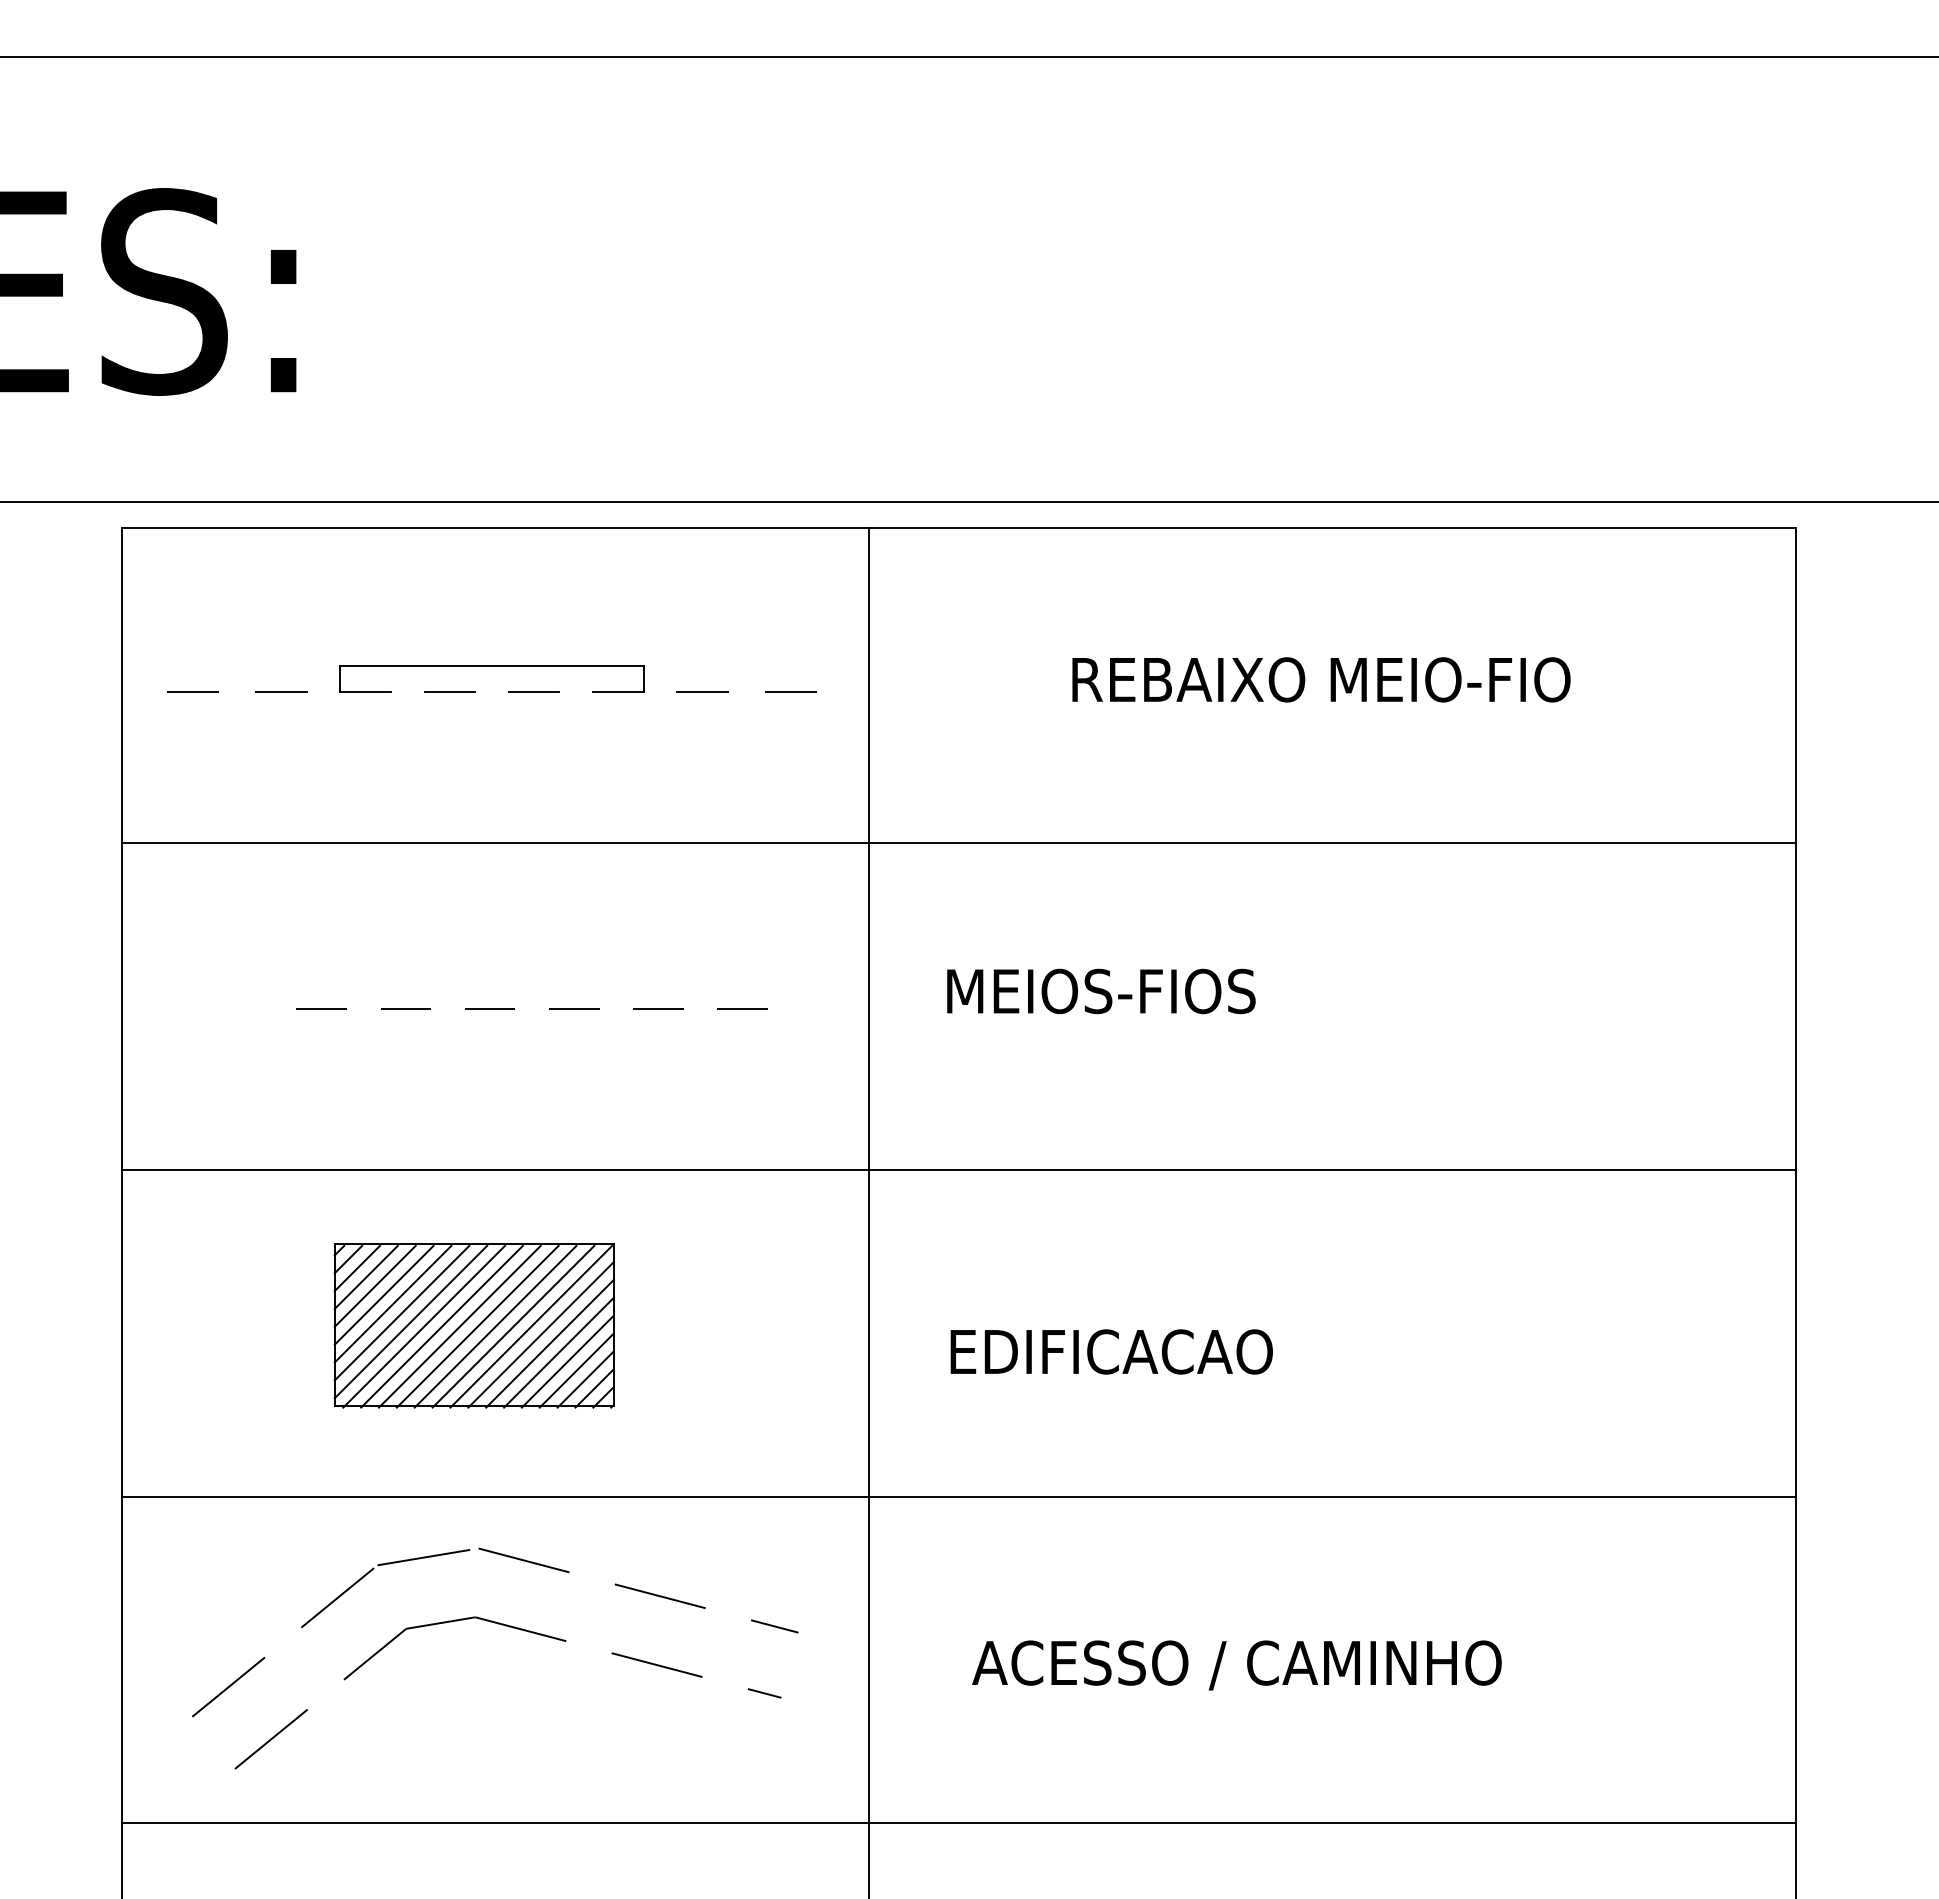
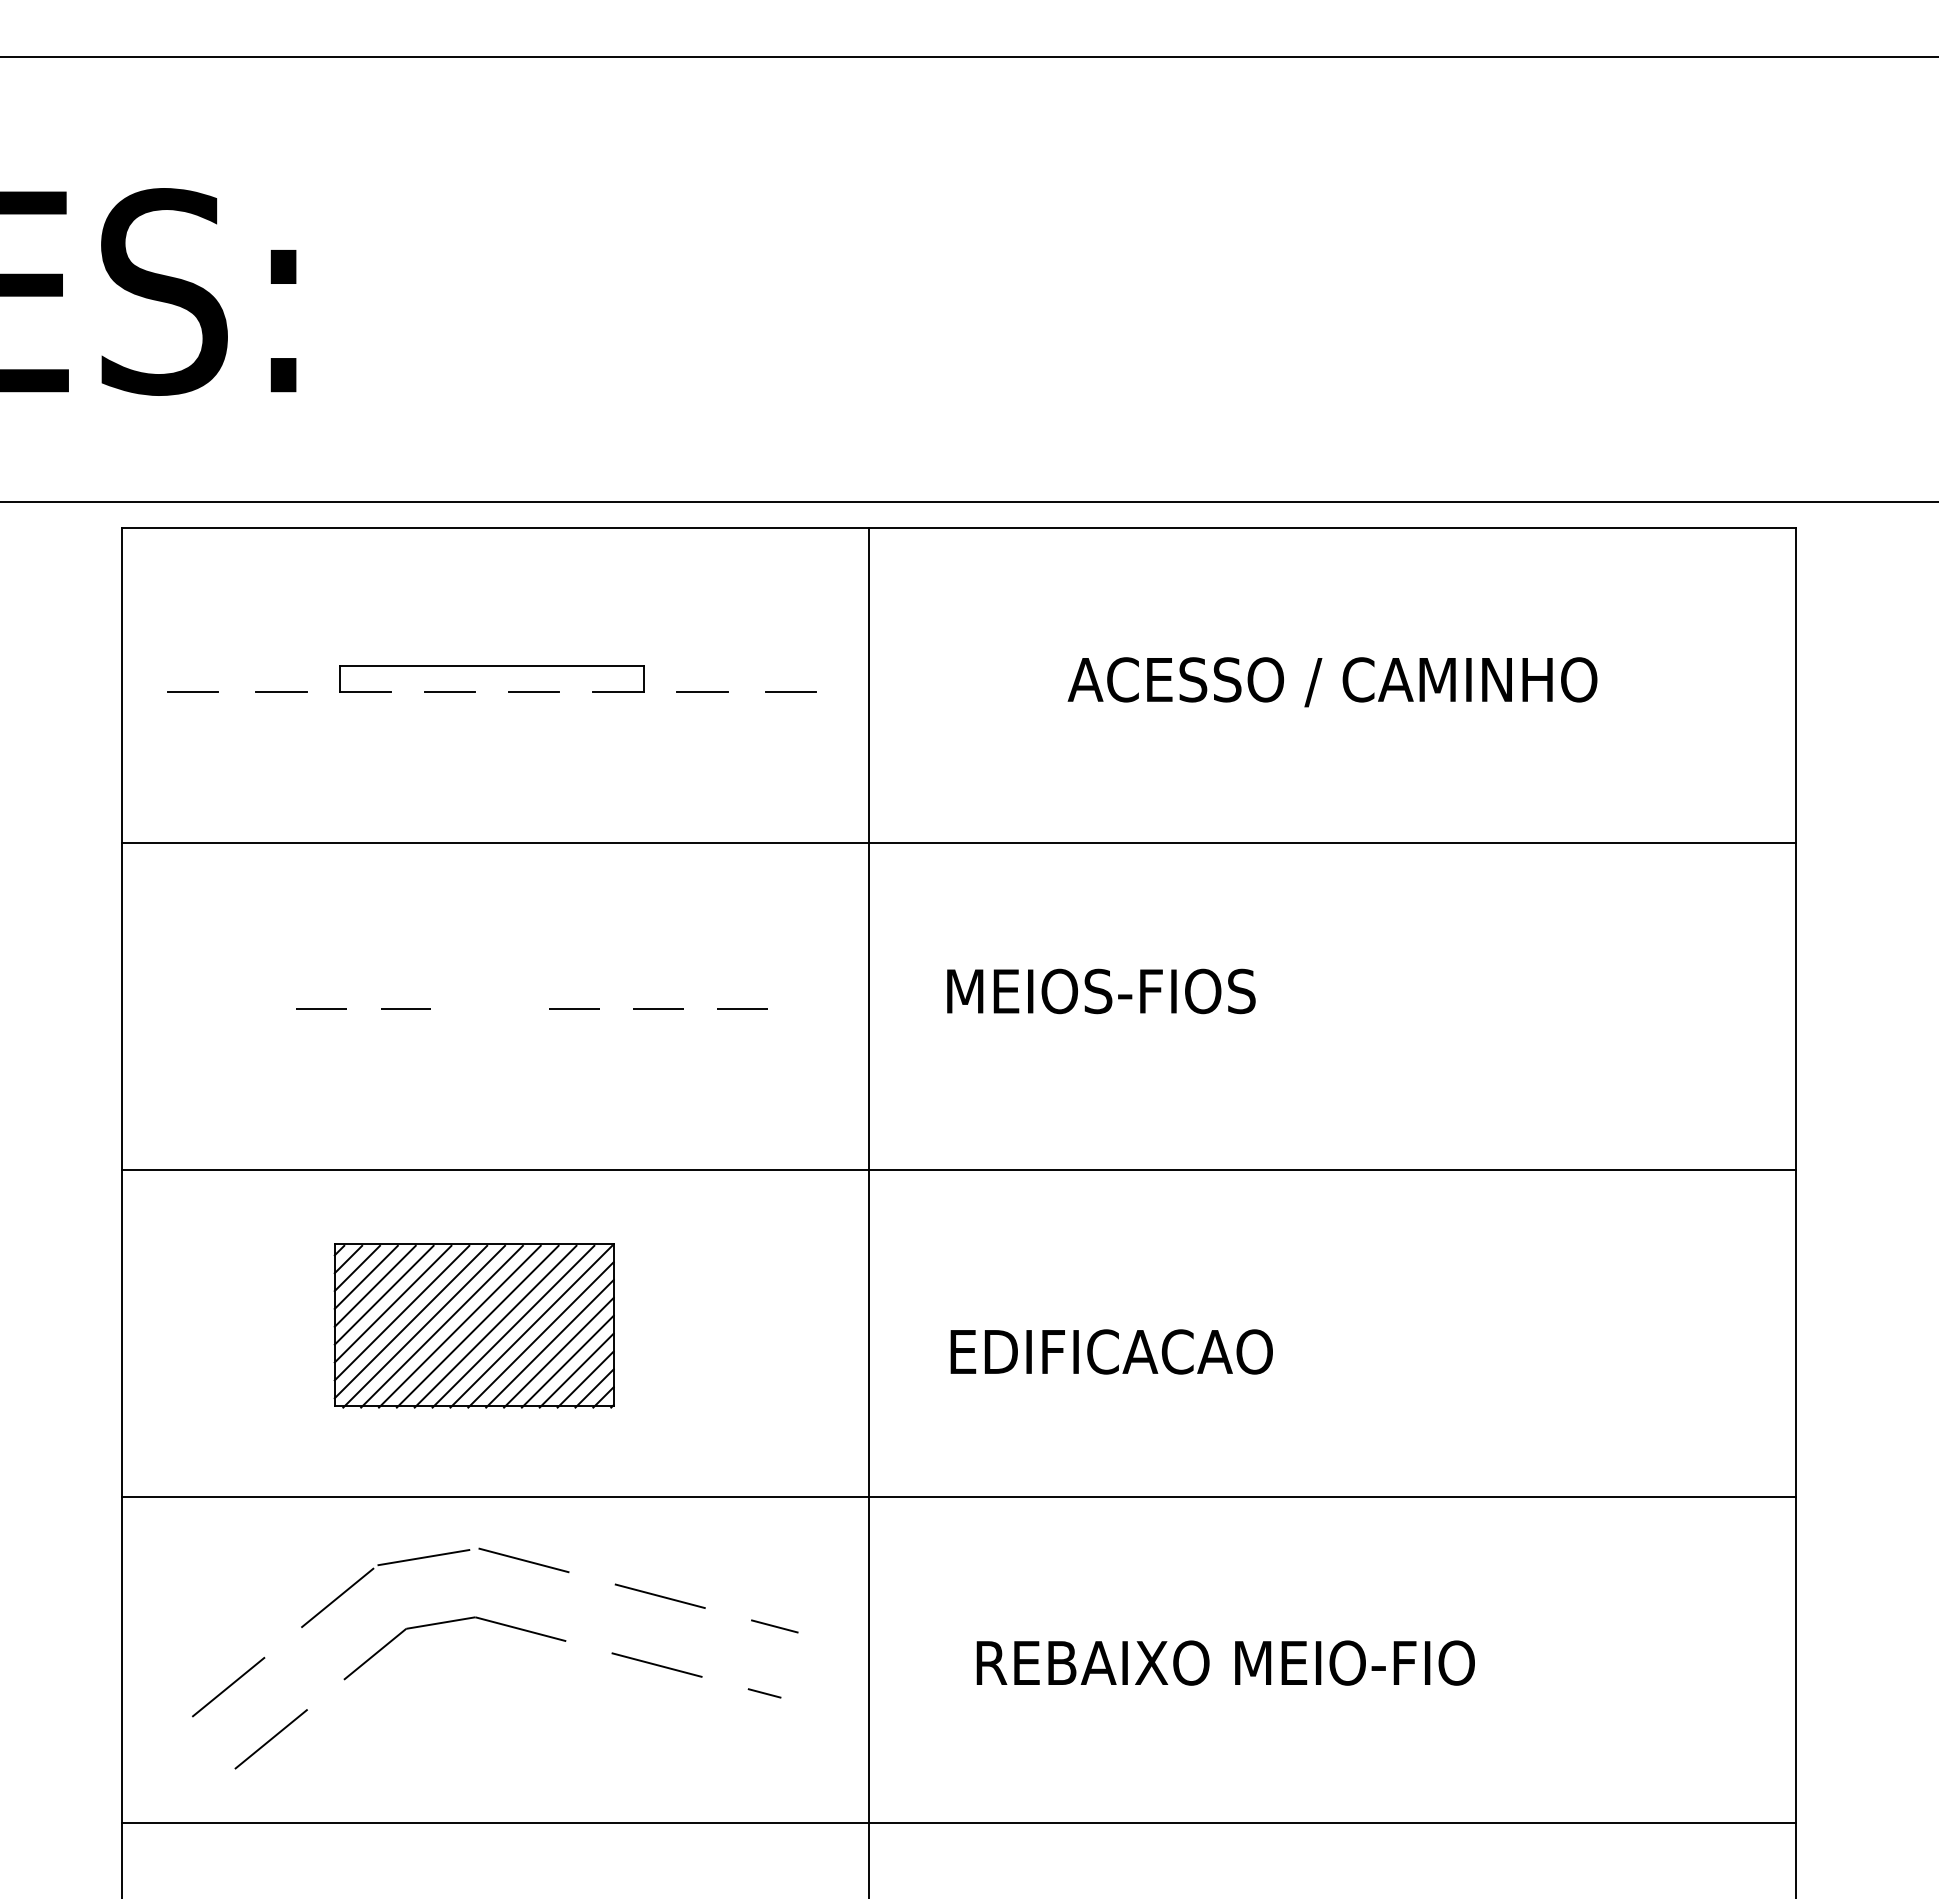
text: REBAIXO MEIO-FIO -> ACESSO / CAMINHO (1332, 682)
line: present -> none (489, 1008)
text: ACESSO / CAMINHO -> REBAIXO MEIO-FIO (1236, 1665)
